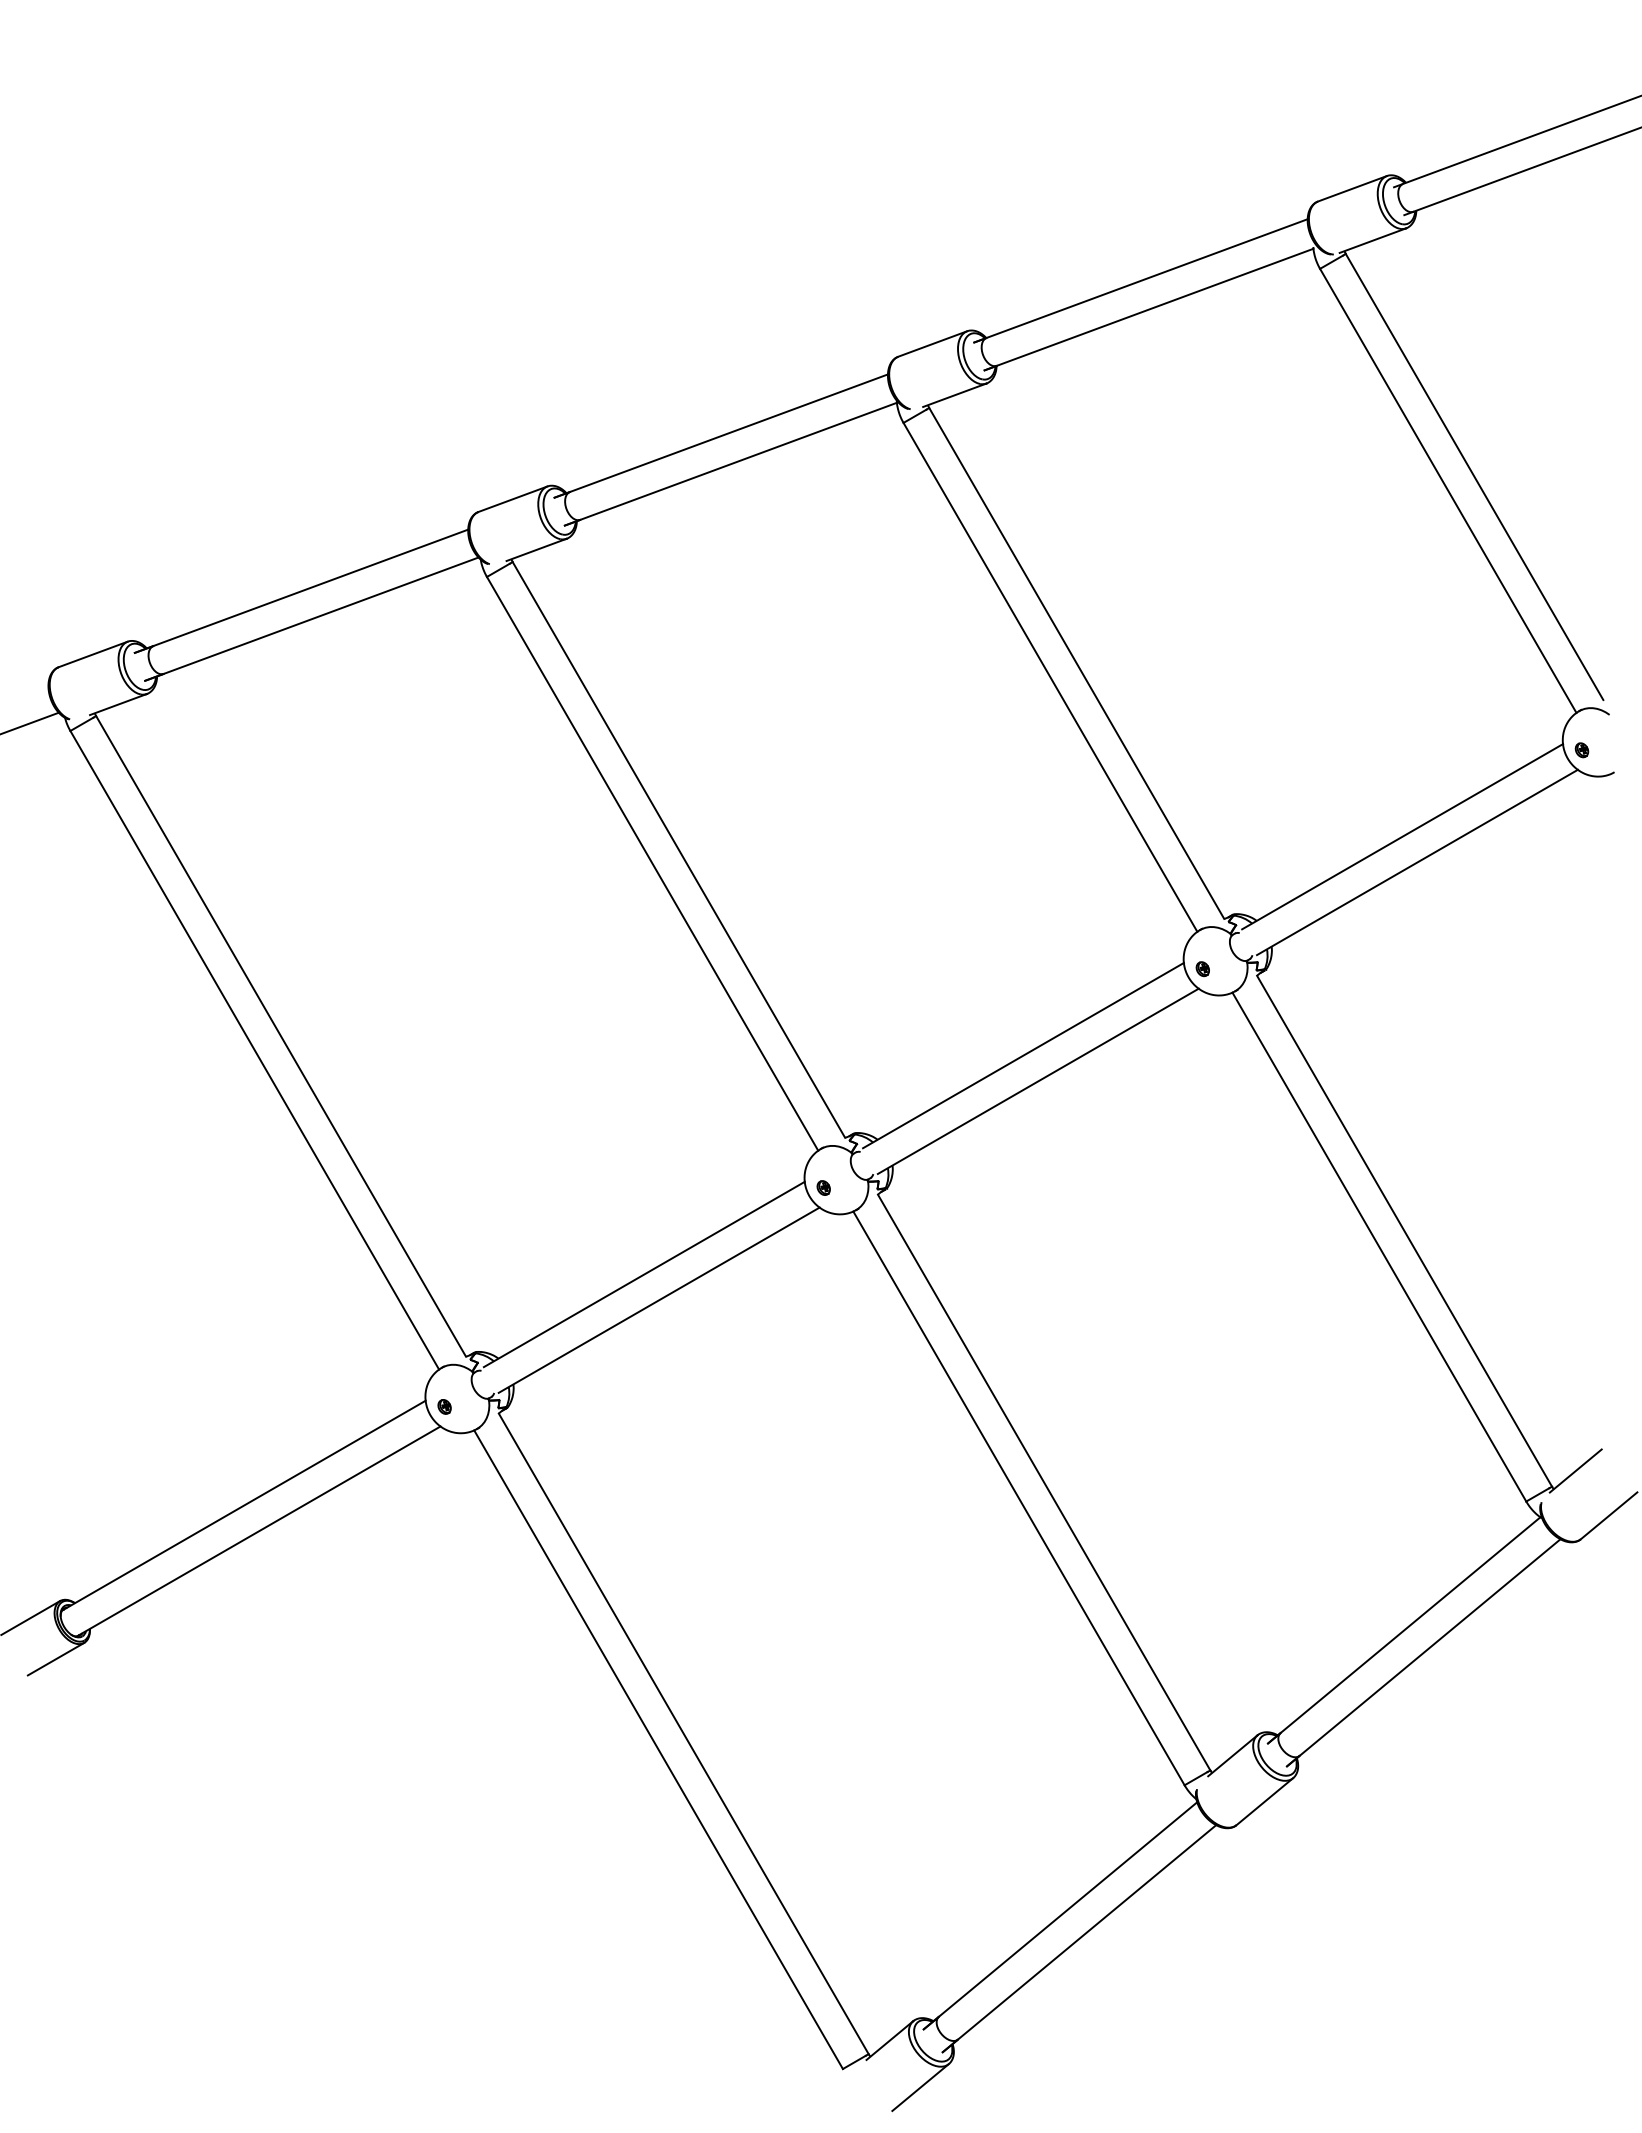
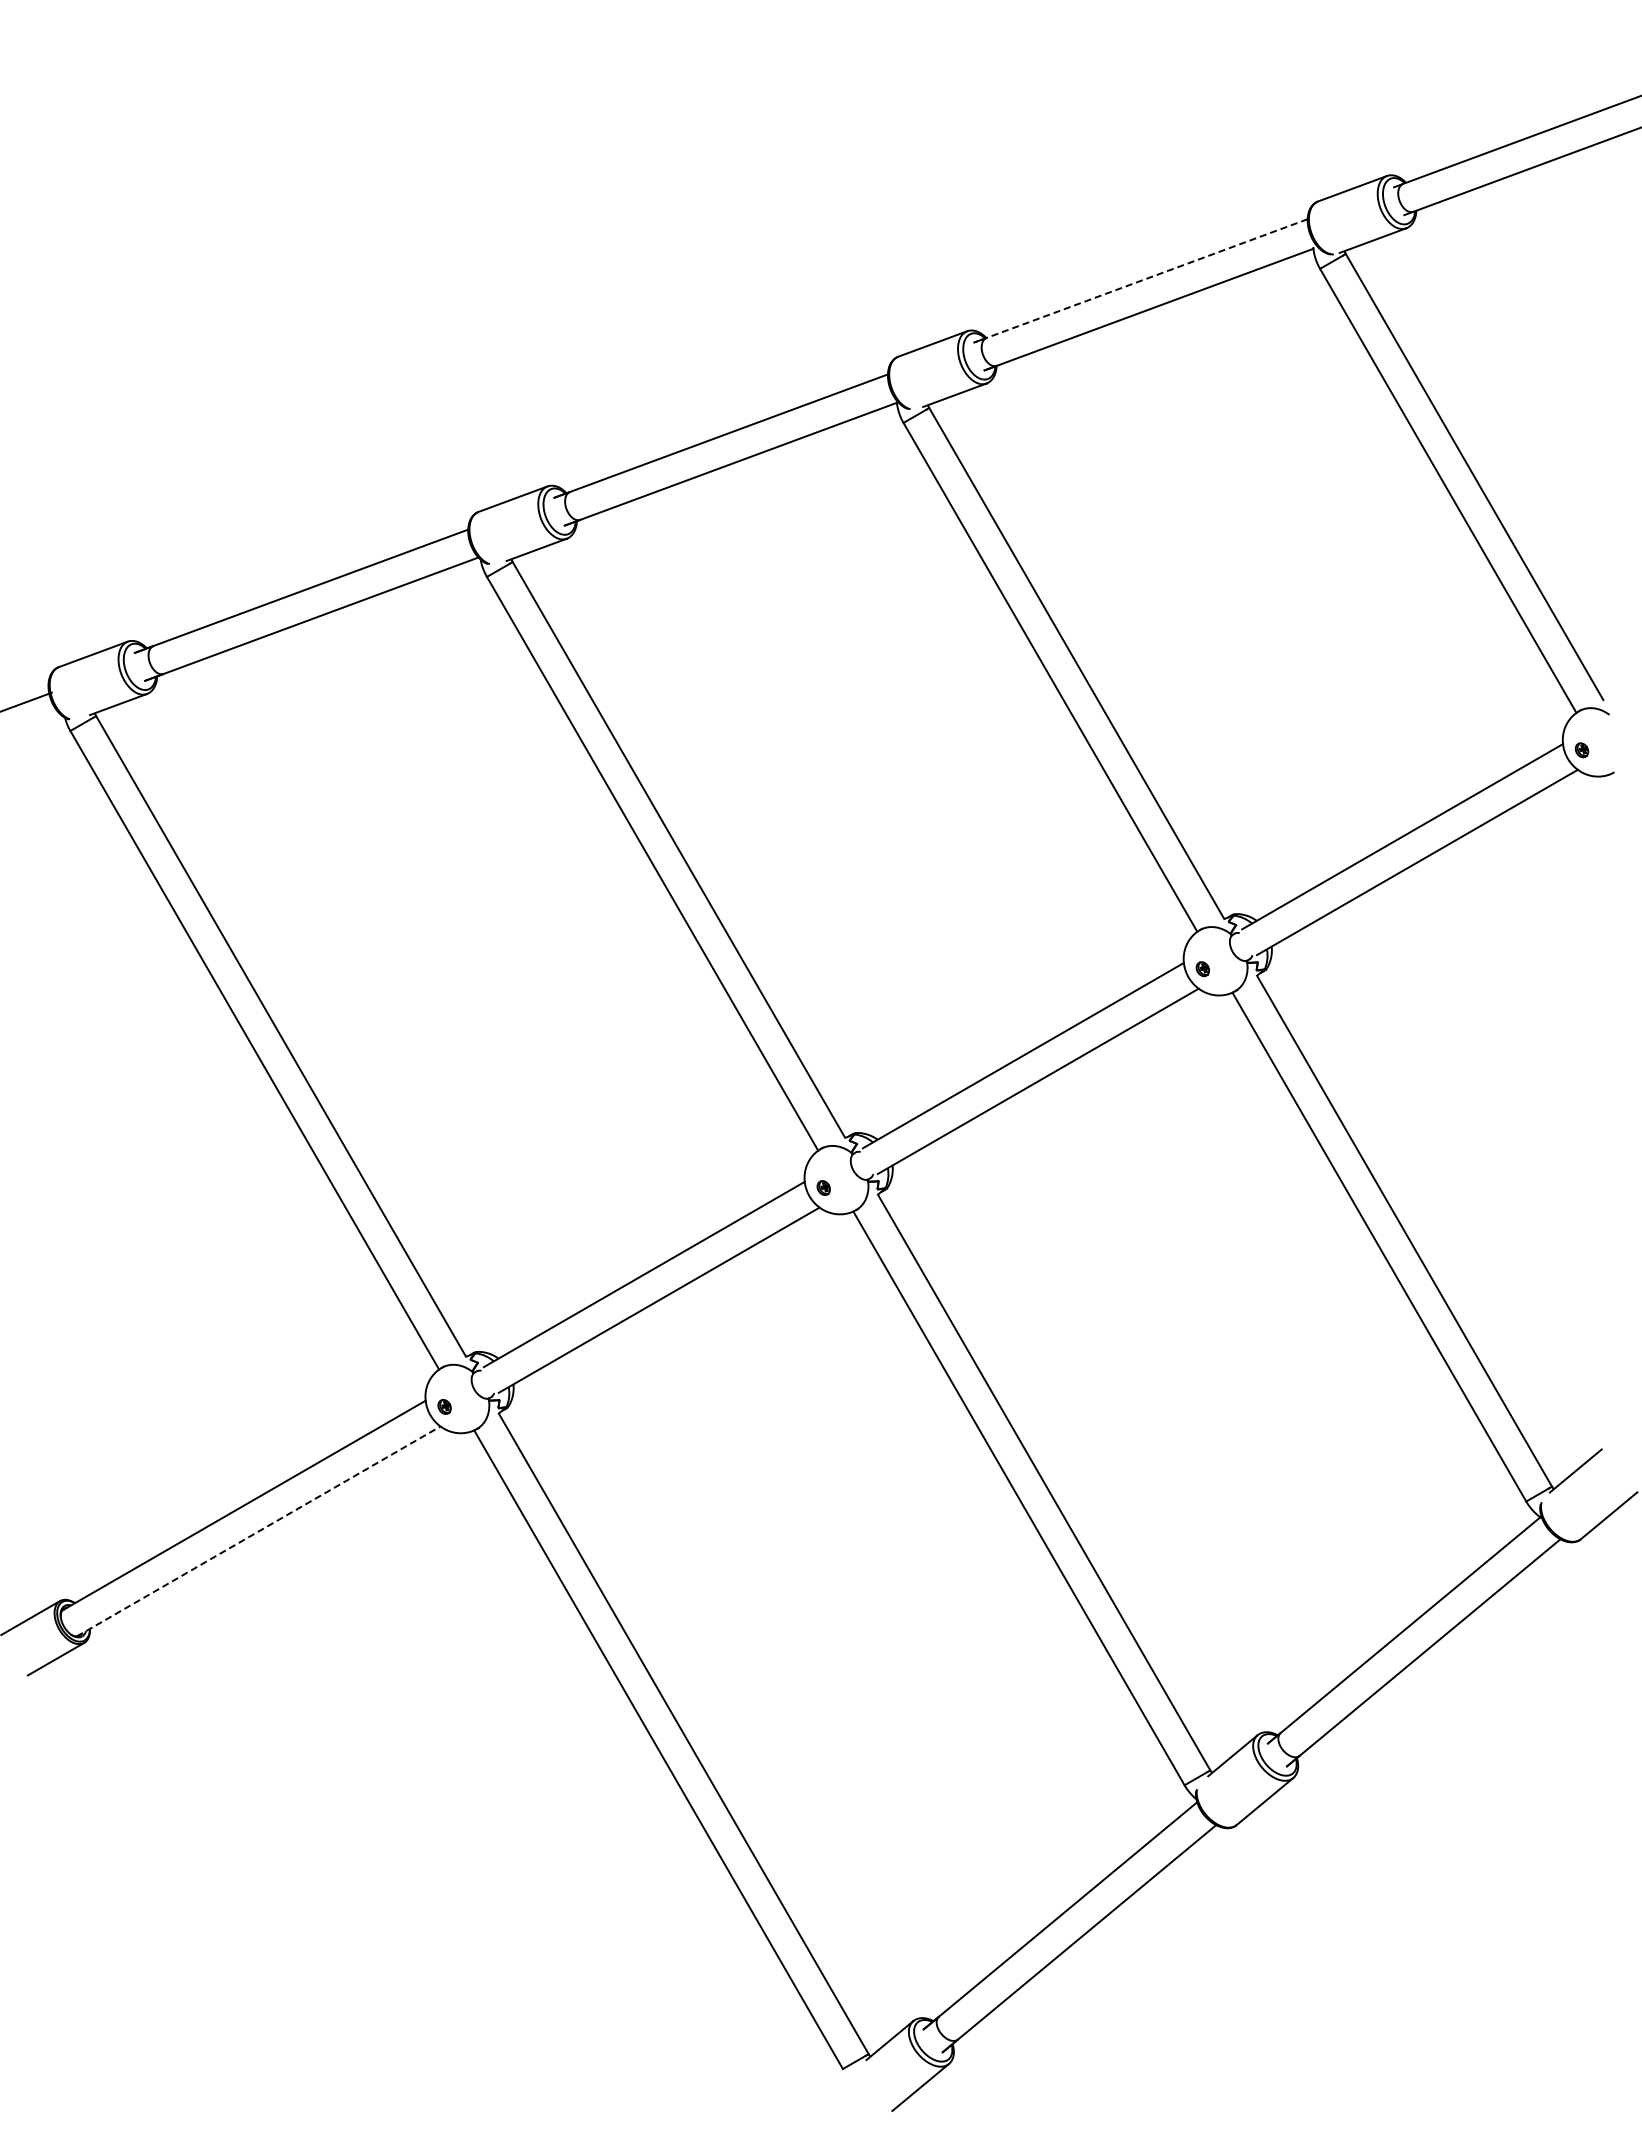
line: solid -> dashed (1141, 280)
line position: (30, 722) -> (26, 701) (26, 701)
line: solid -> dashed (259, 1531)
